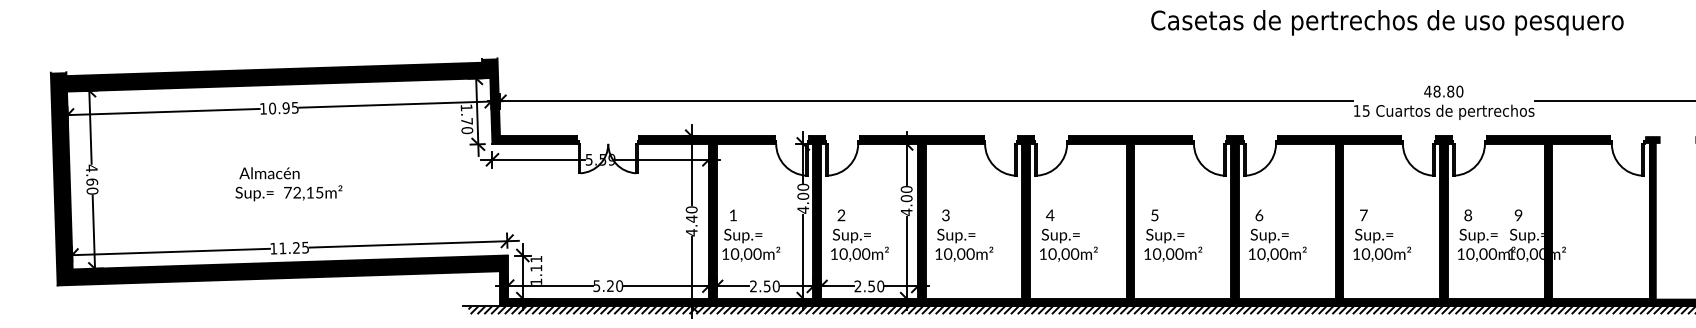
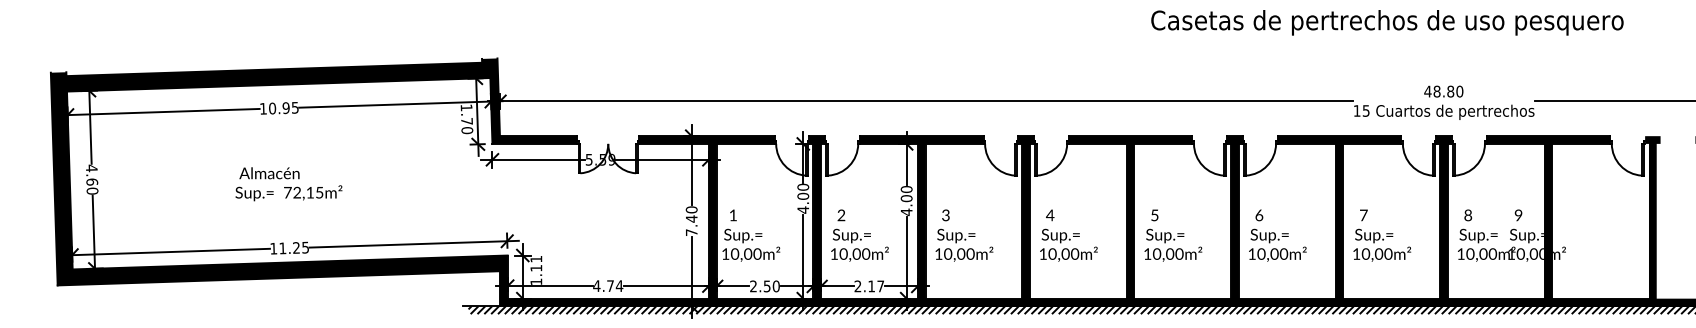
text: 4.40 -> 7.40 (691, 232)
text: 5.20 -> 4.74 (608, 286)
text: 2.50 -> 2.17 (876, 286)
